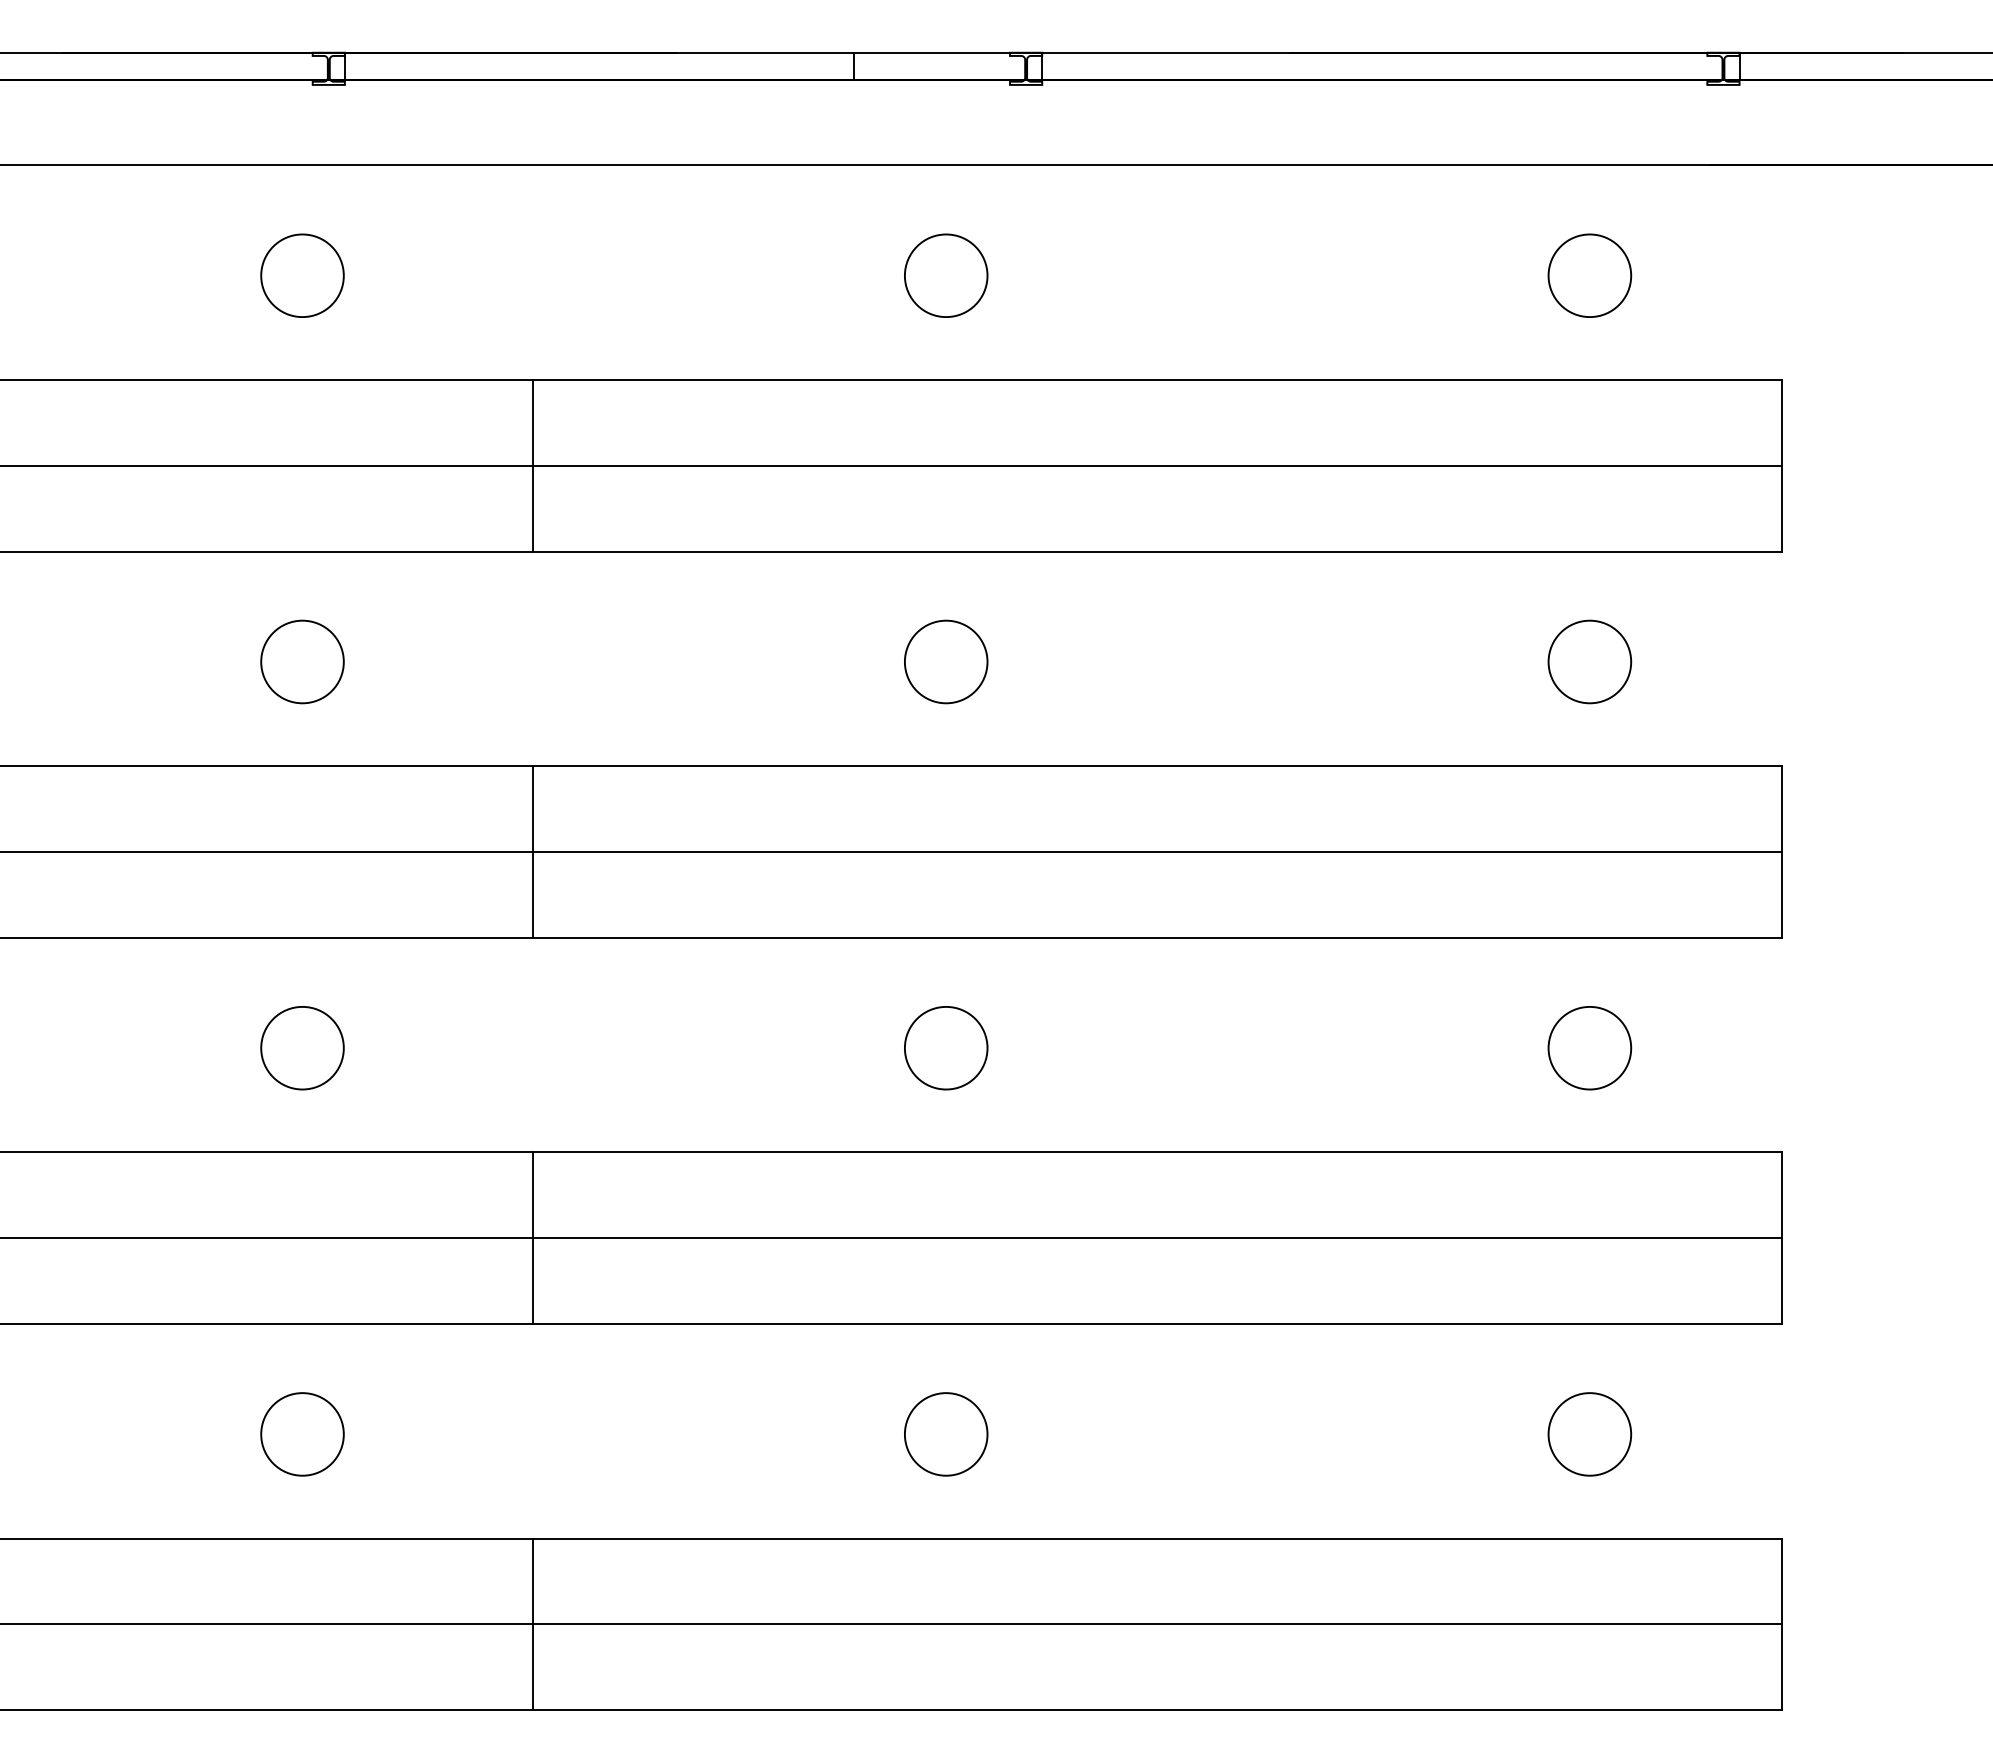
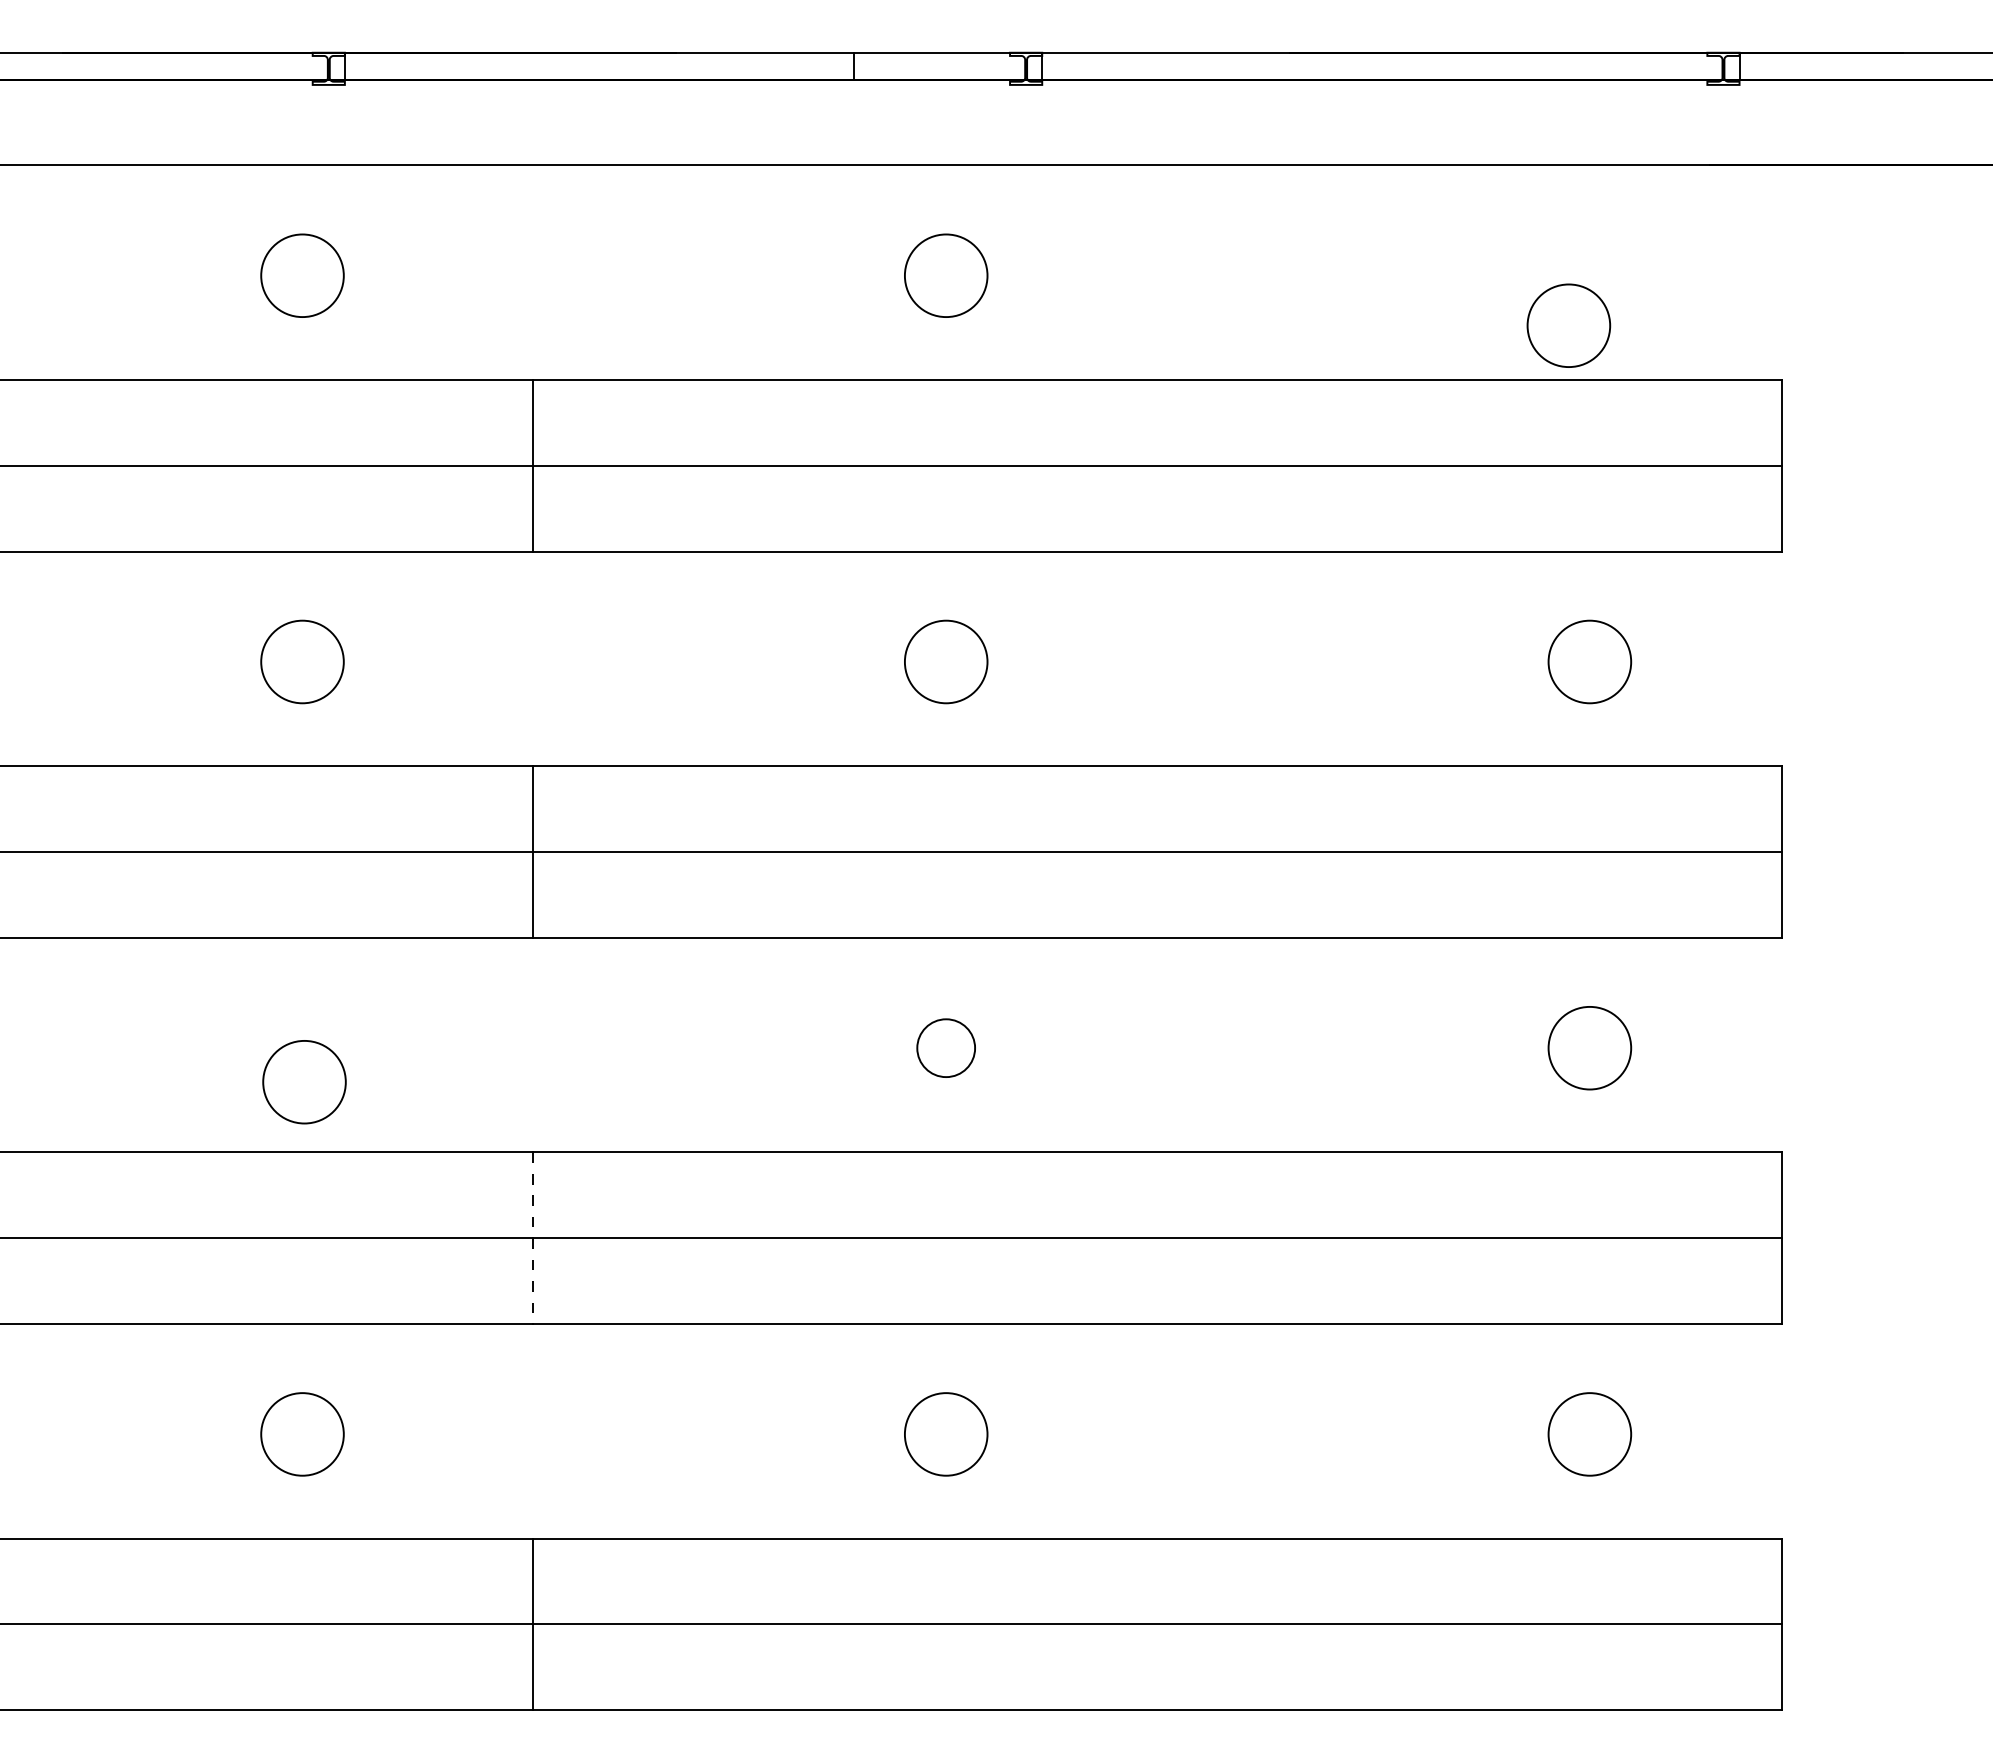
circle position: (1589, 275) -> (1568, 325) (1568, 325)
circle diameter: 83 px -> 58 px (946, 1048)
circle position: (302, 1048) -> (304, 1082) (304, 1082)
line: solid -> dashed (532, 1238)
